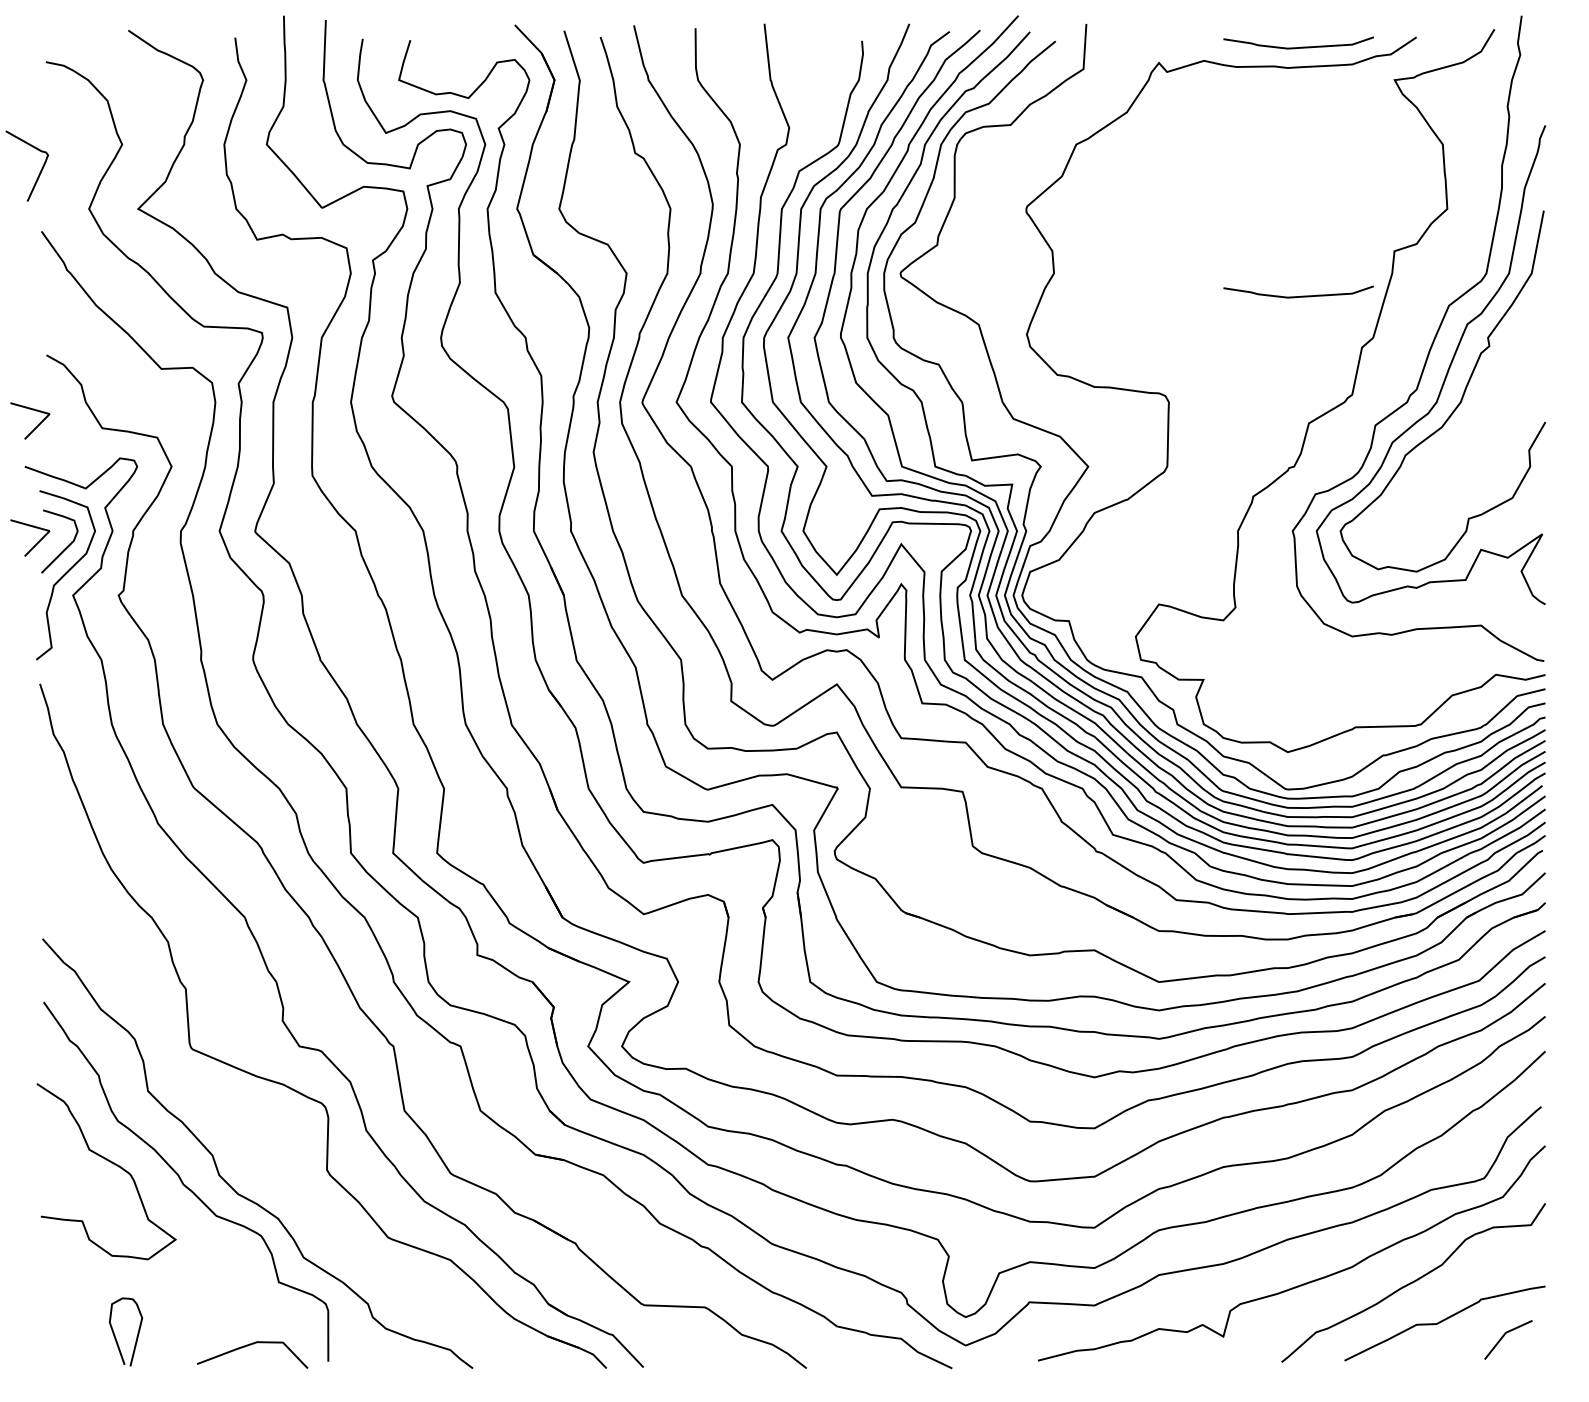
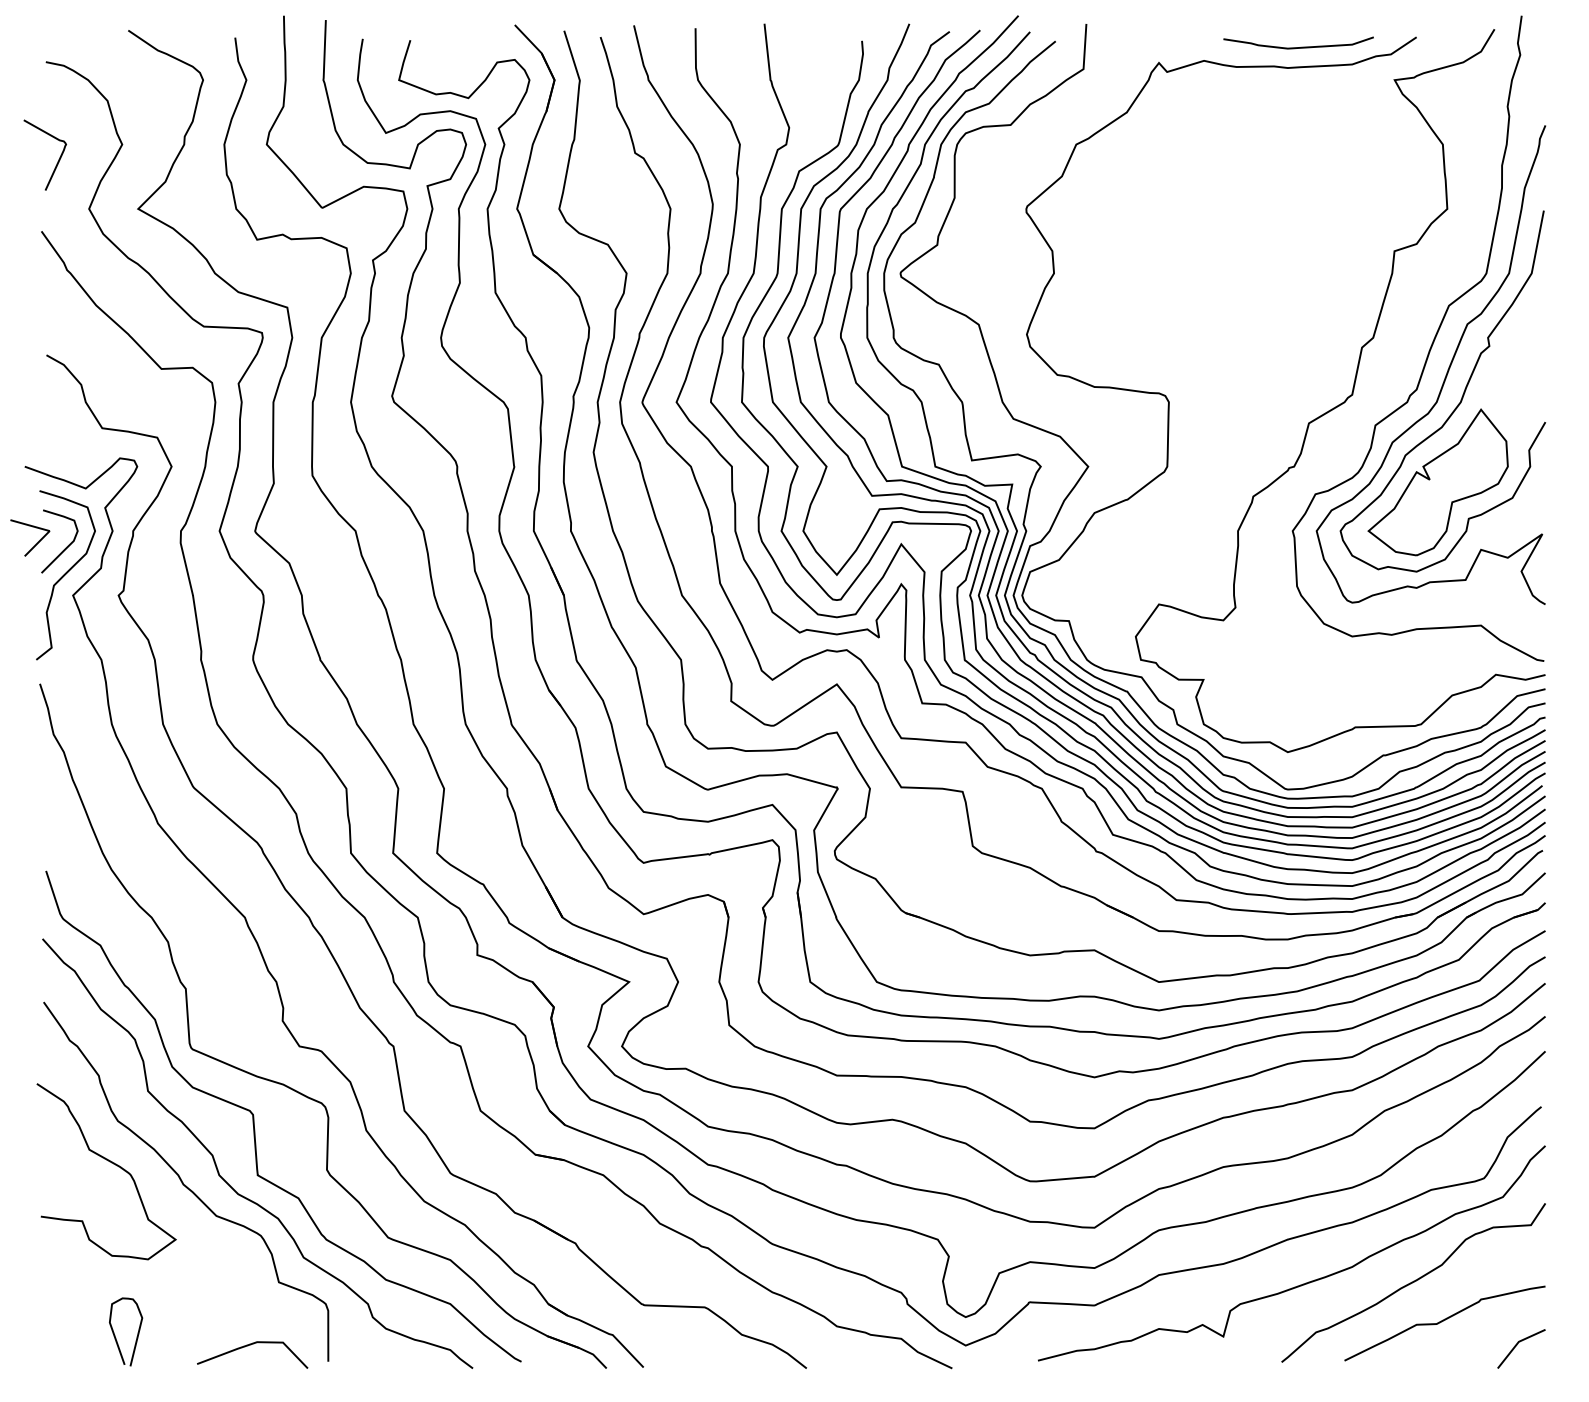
curve position: (39, 172) -> (57, 161) (57, 161)
curve: present -> none (1301, 295)
line: present -> none (36, 426)
part: none -> present (1437, 482)
curve: none -> present (254, 1116)
line position: (1504, 1336) -> (1517, 1345) (1517, 1345)
